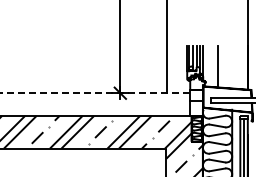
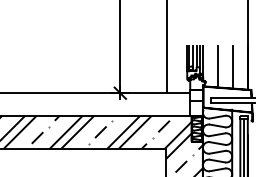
line: none -> present (233, 67)
line: dashed -> solid (95, 93)
